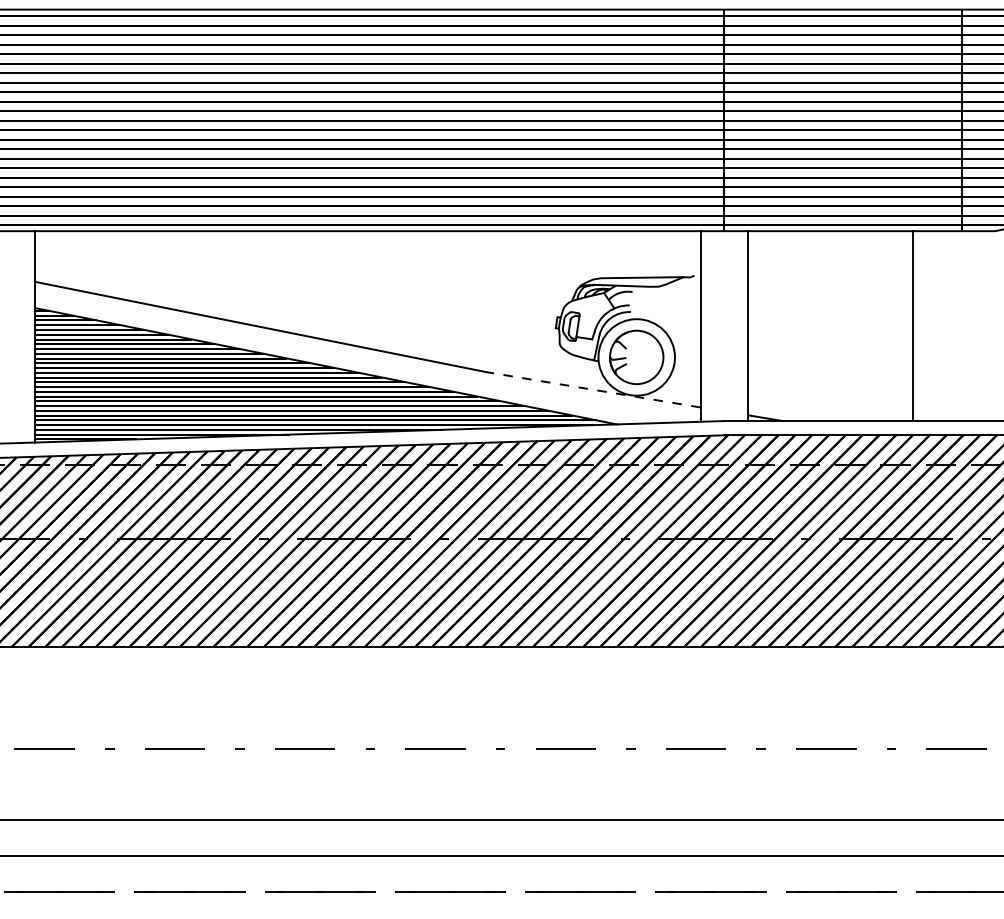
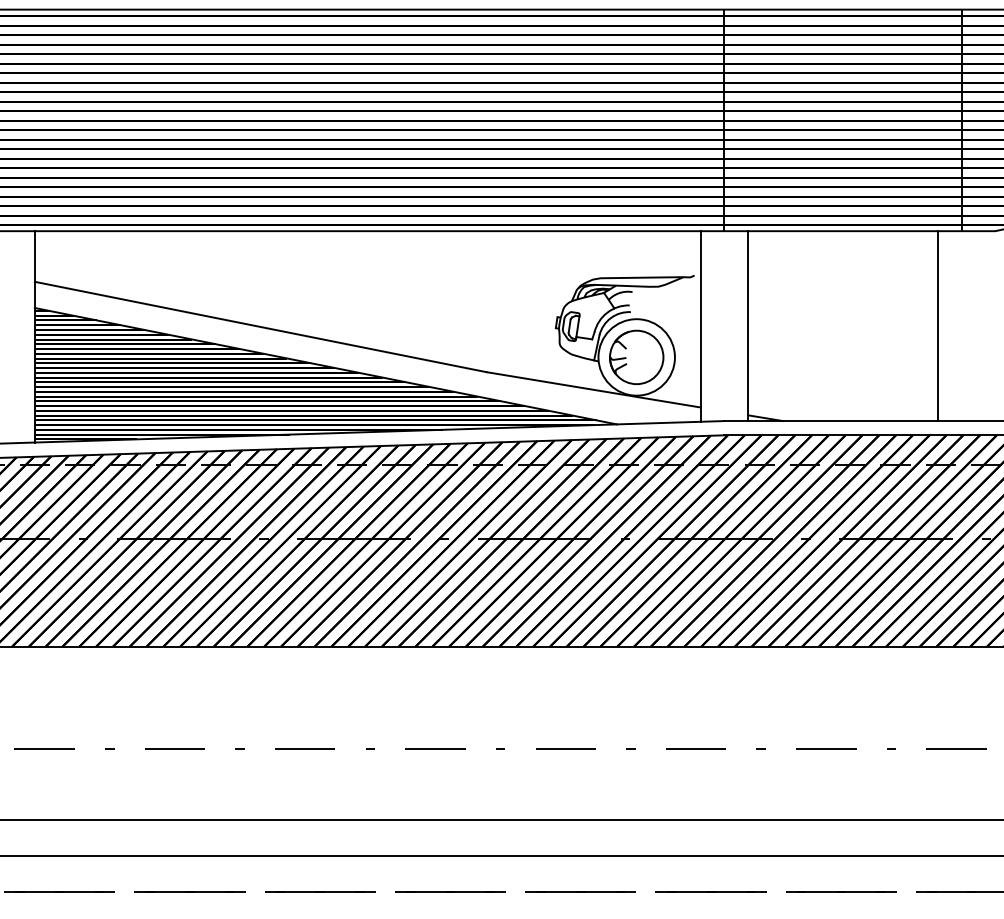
line position: (913, 326) -> (938, 326) (938, 326)
line: dashed -> solid (593, 389)
